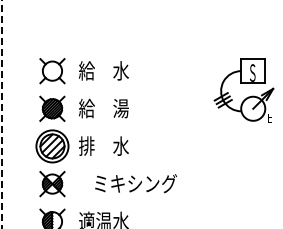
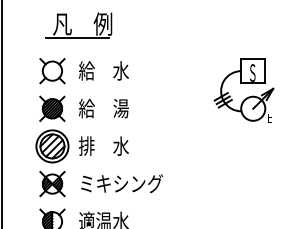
part: none -> present (71, 29)
line: dashed -> solid (2, 114)
text position: (135, 183) -> (121, 183) (121, 183)
